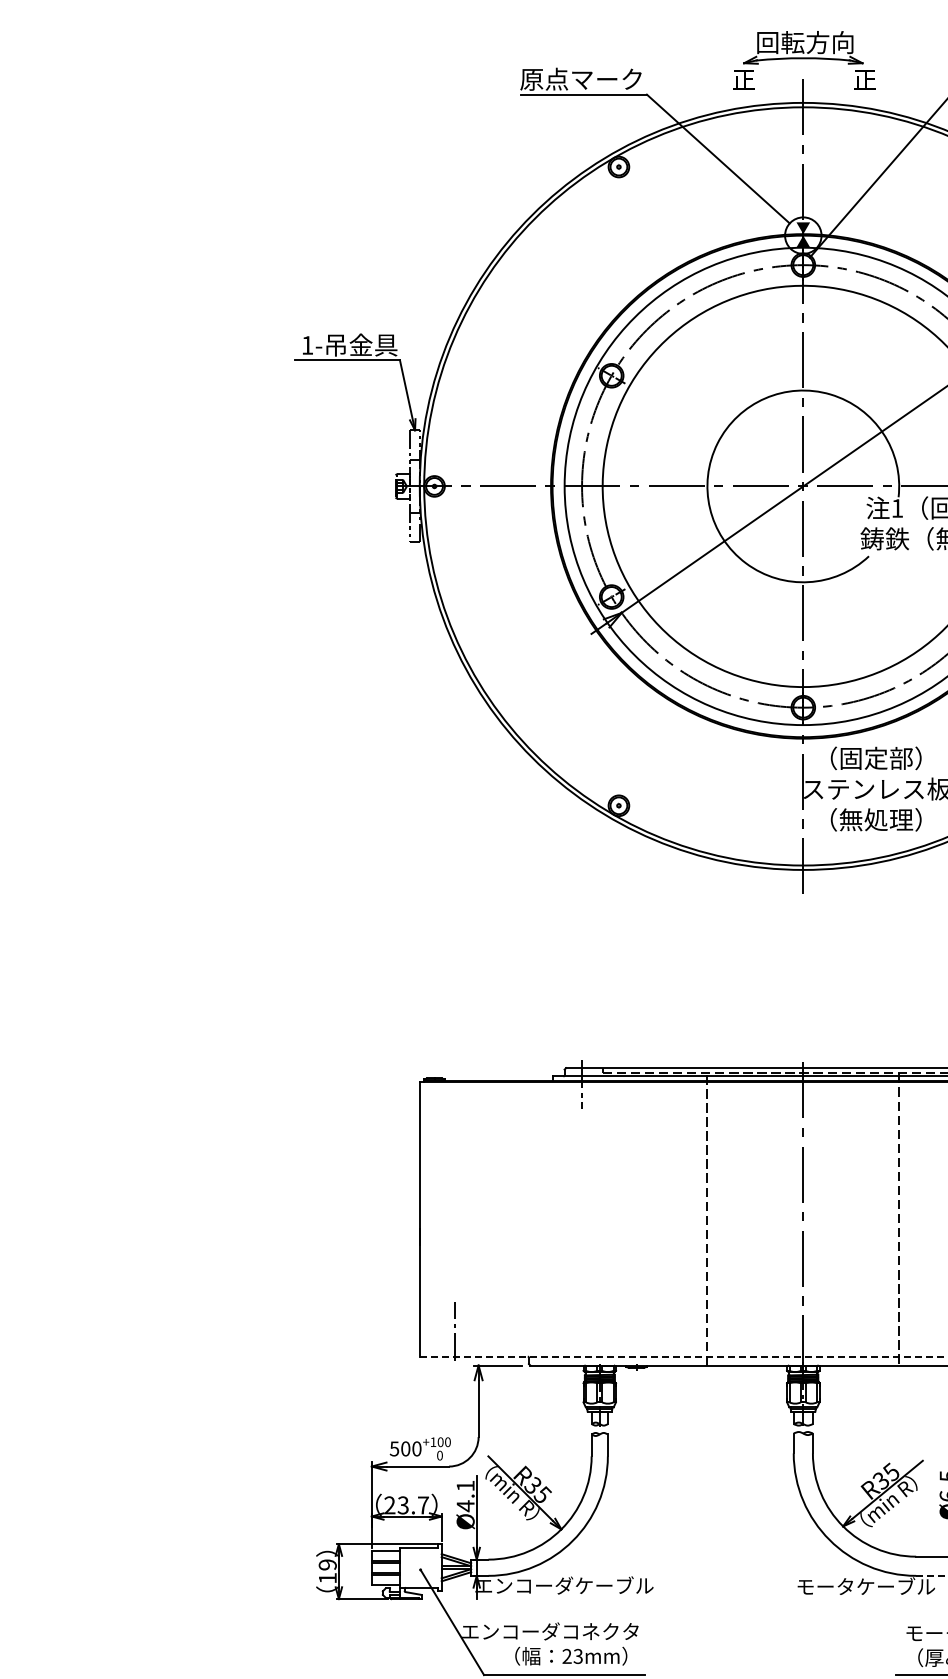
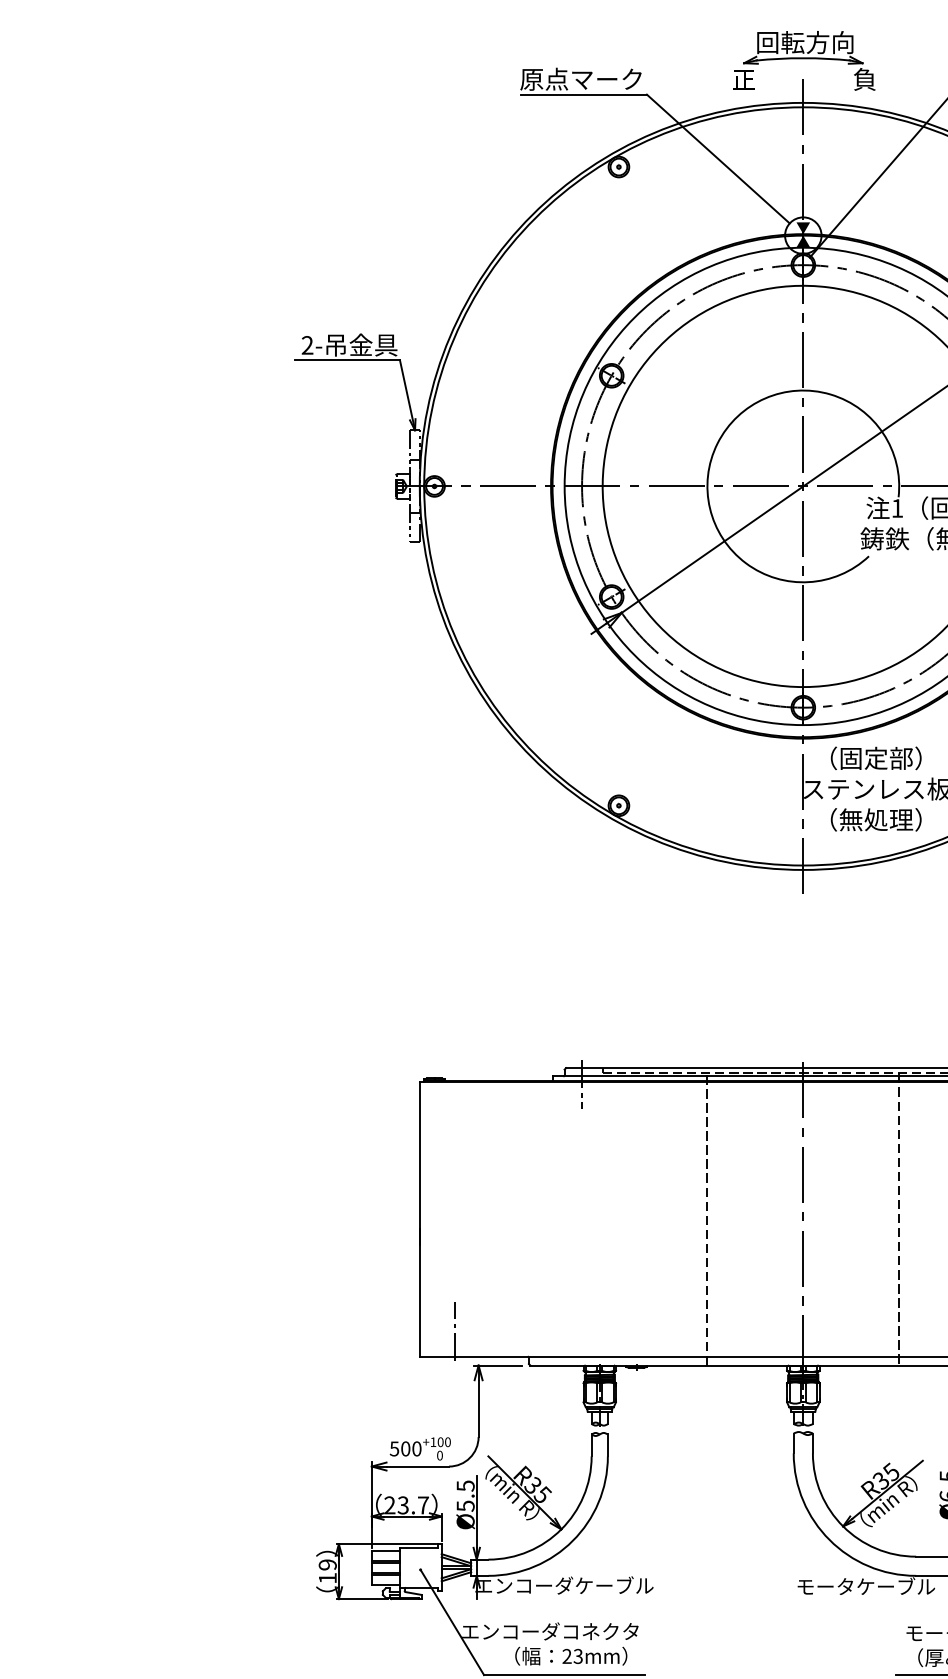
text: 正 -> 負 (864, 79)
text: 1- -> 2- (307, 345)
line: dashed -> solid (683, 1356)
text: Ø4.1 -> Ø5.5 (465, 1496)
line: dashed -> solid (932, 1575)
